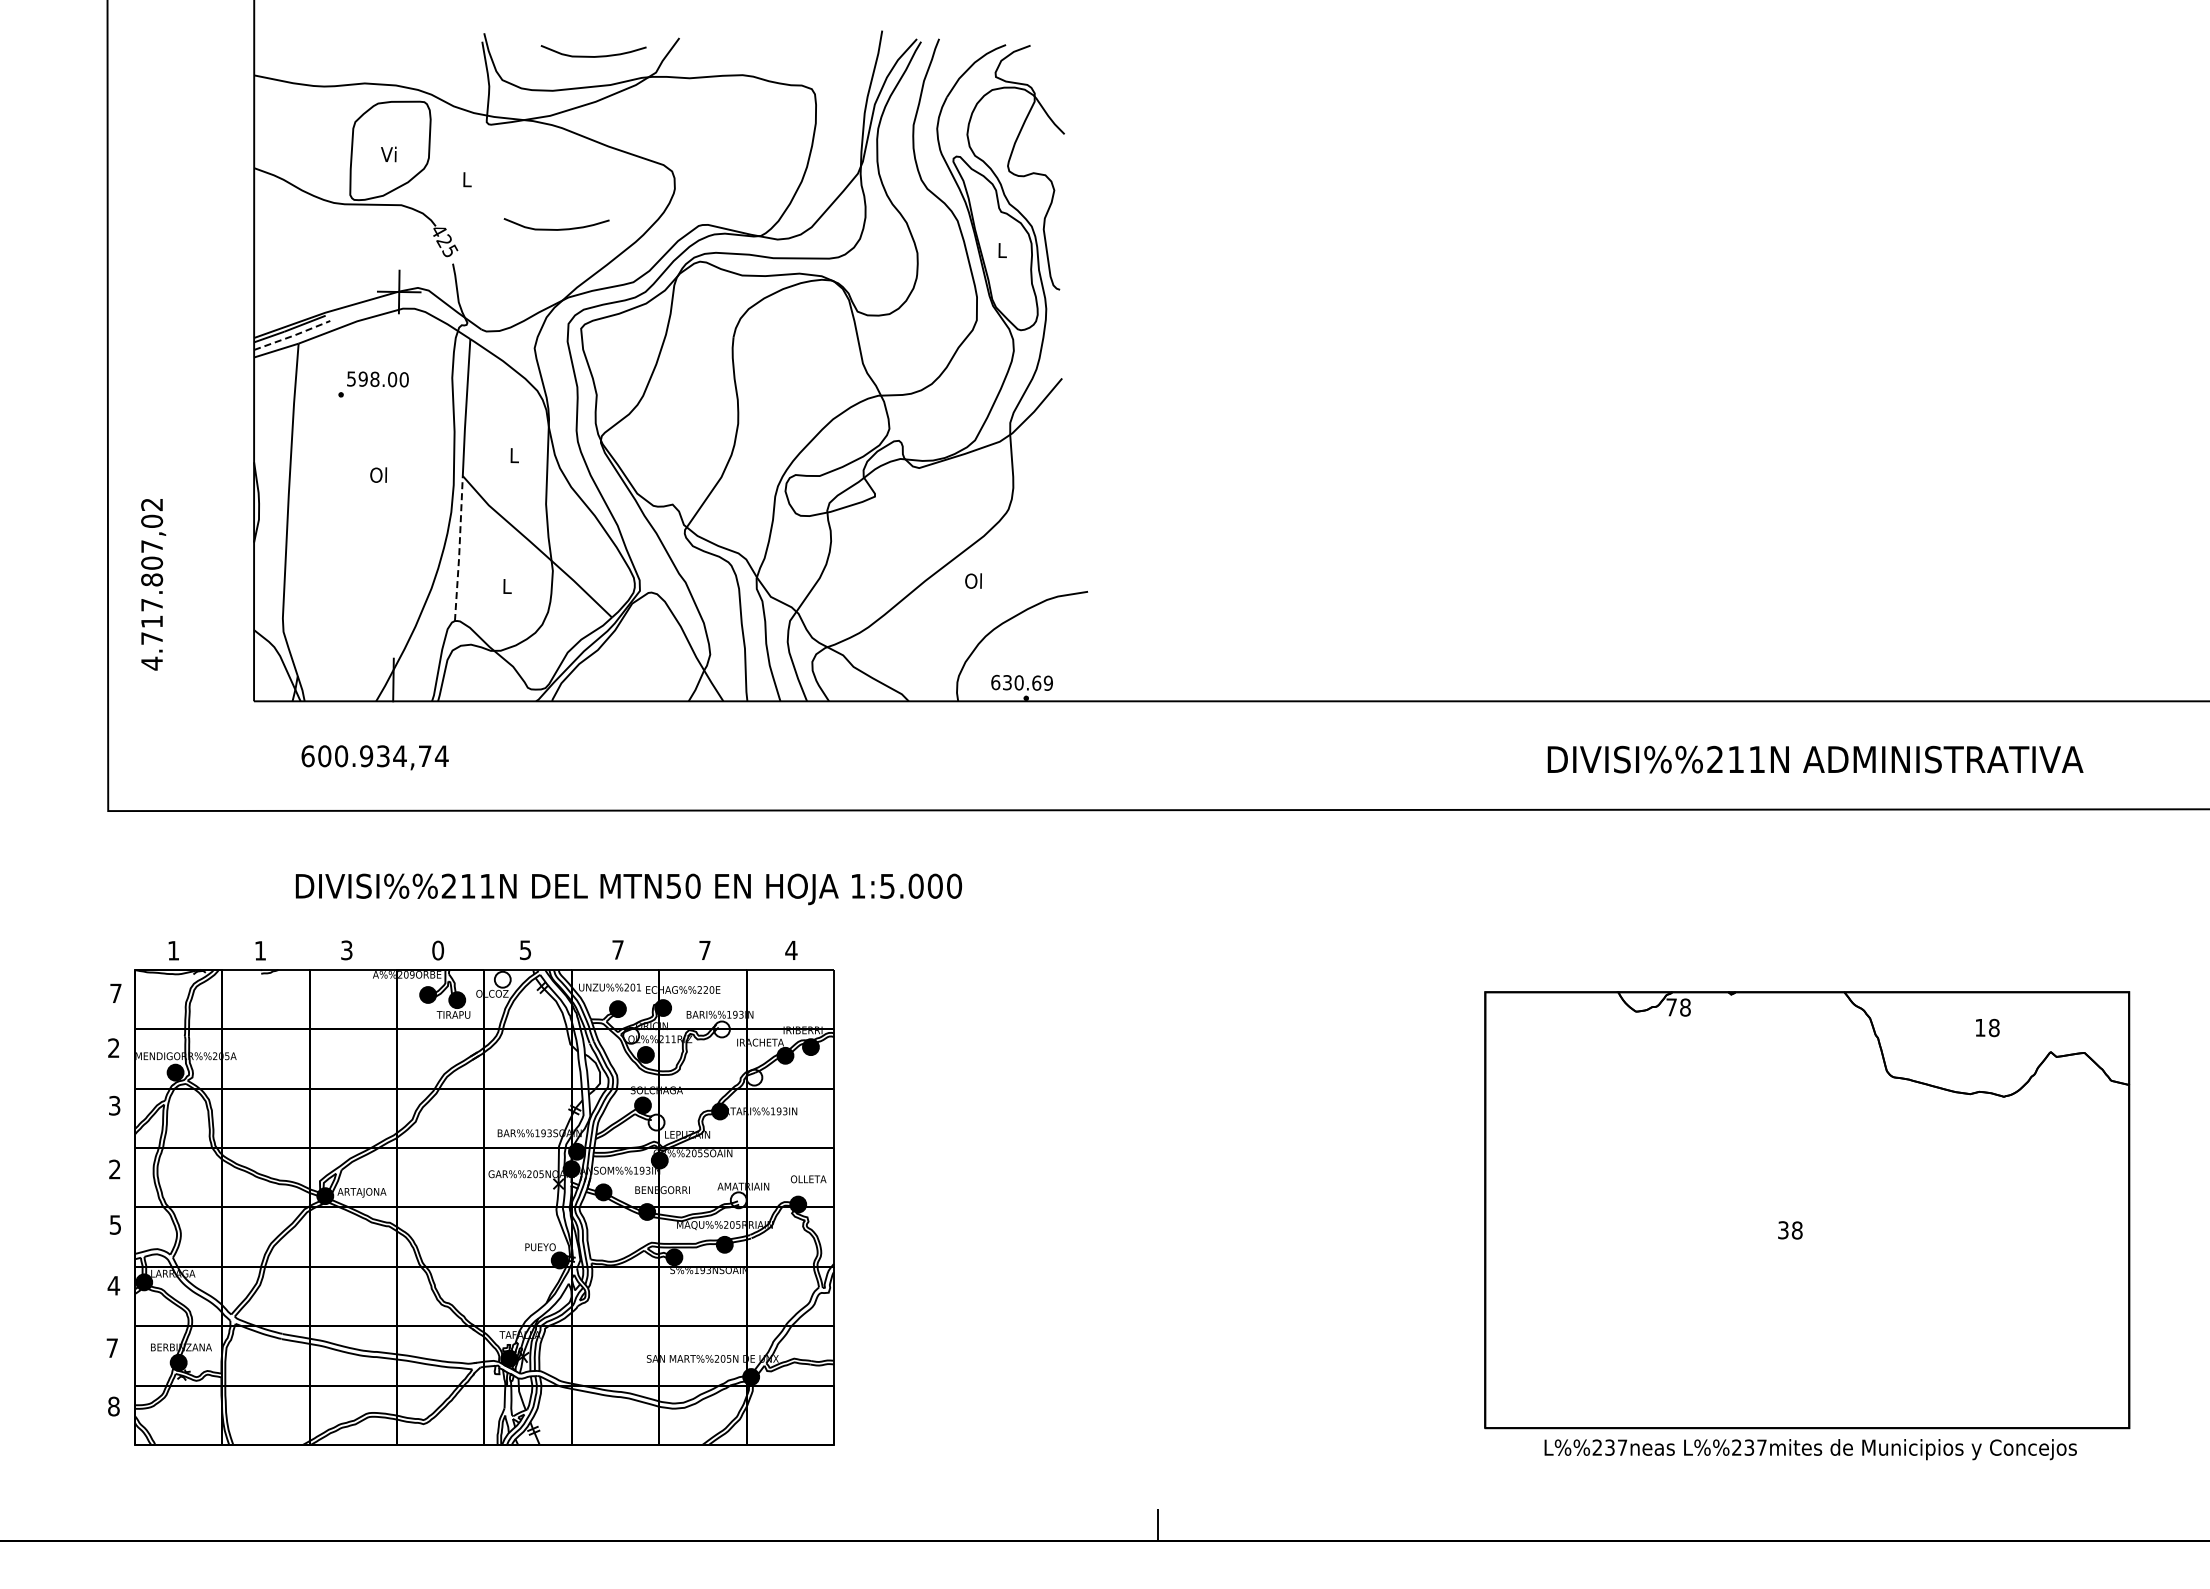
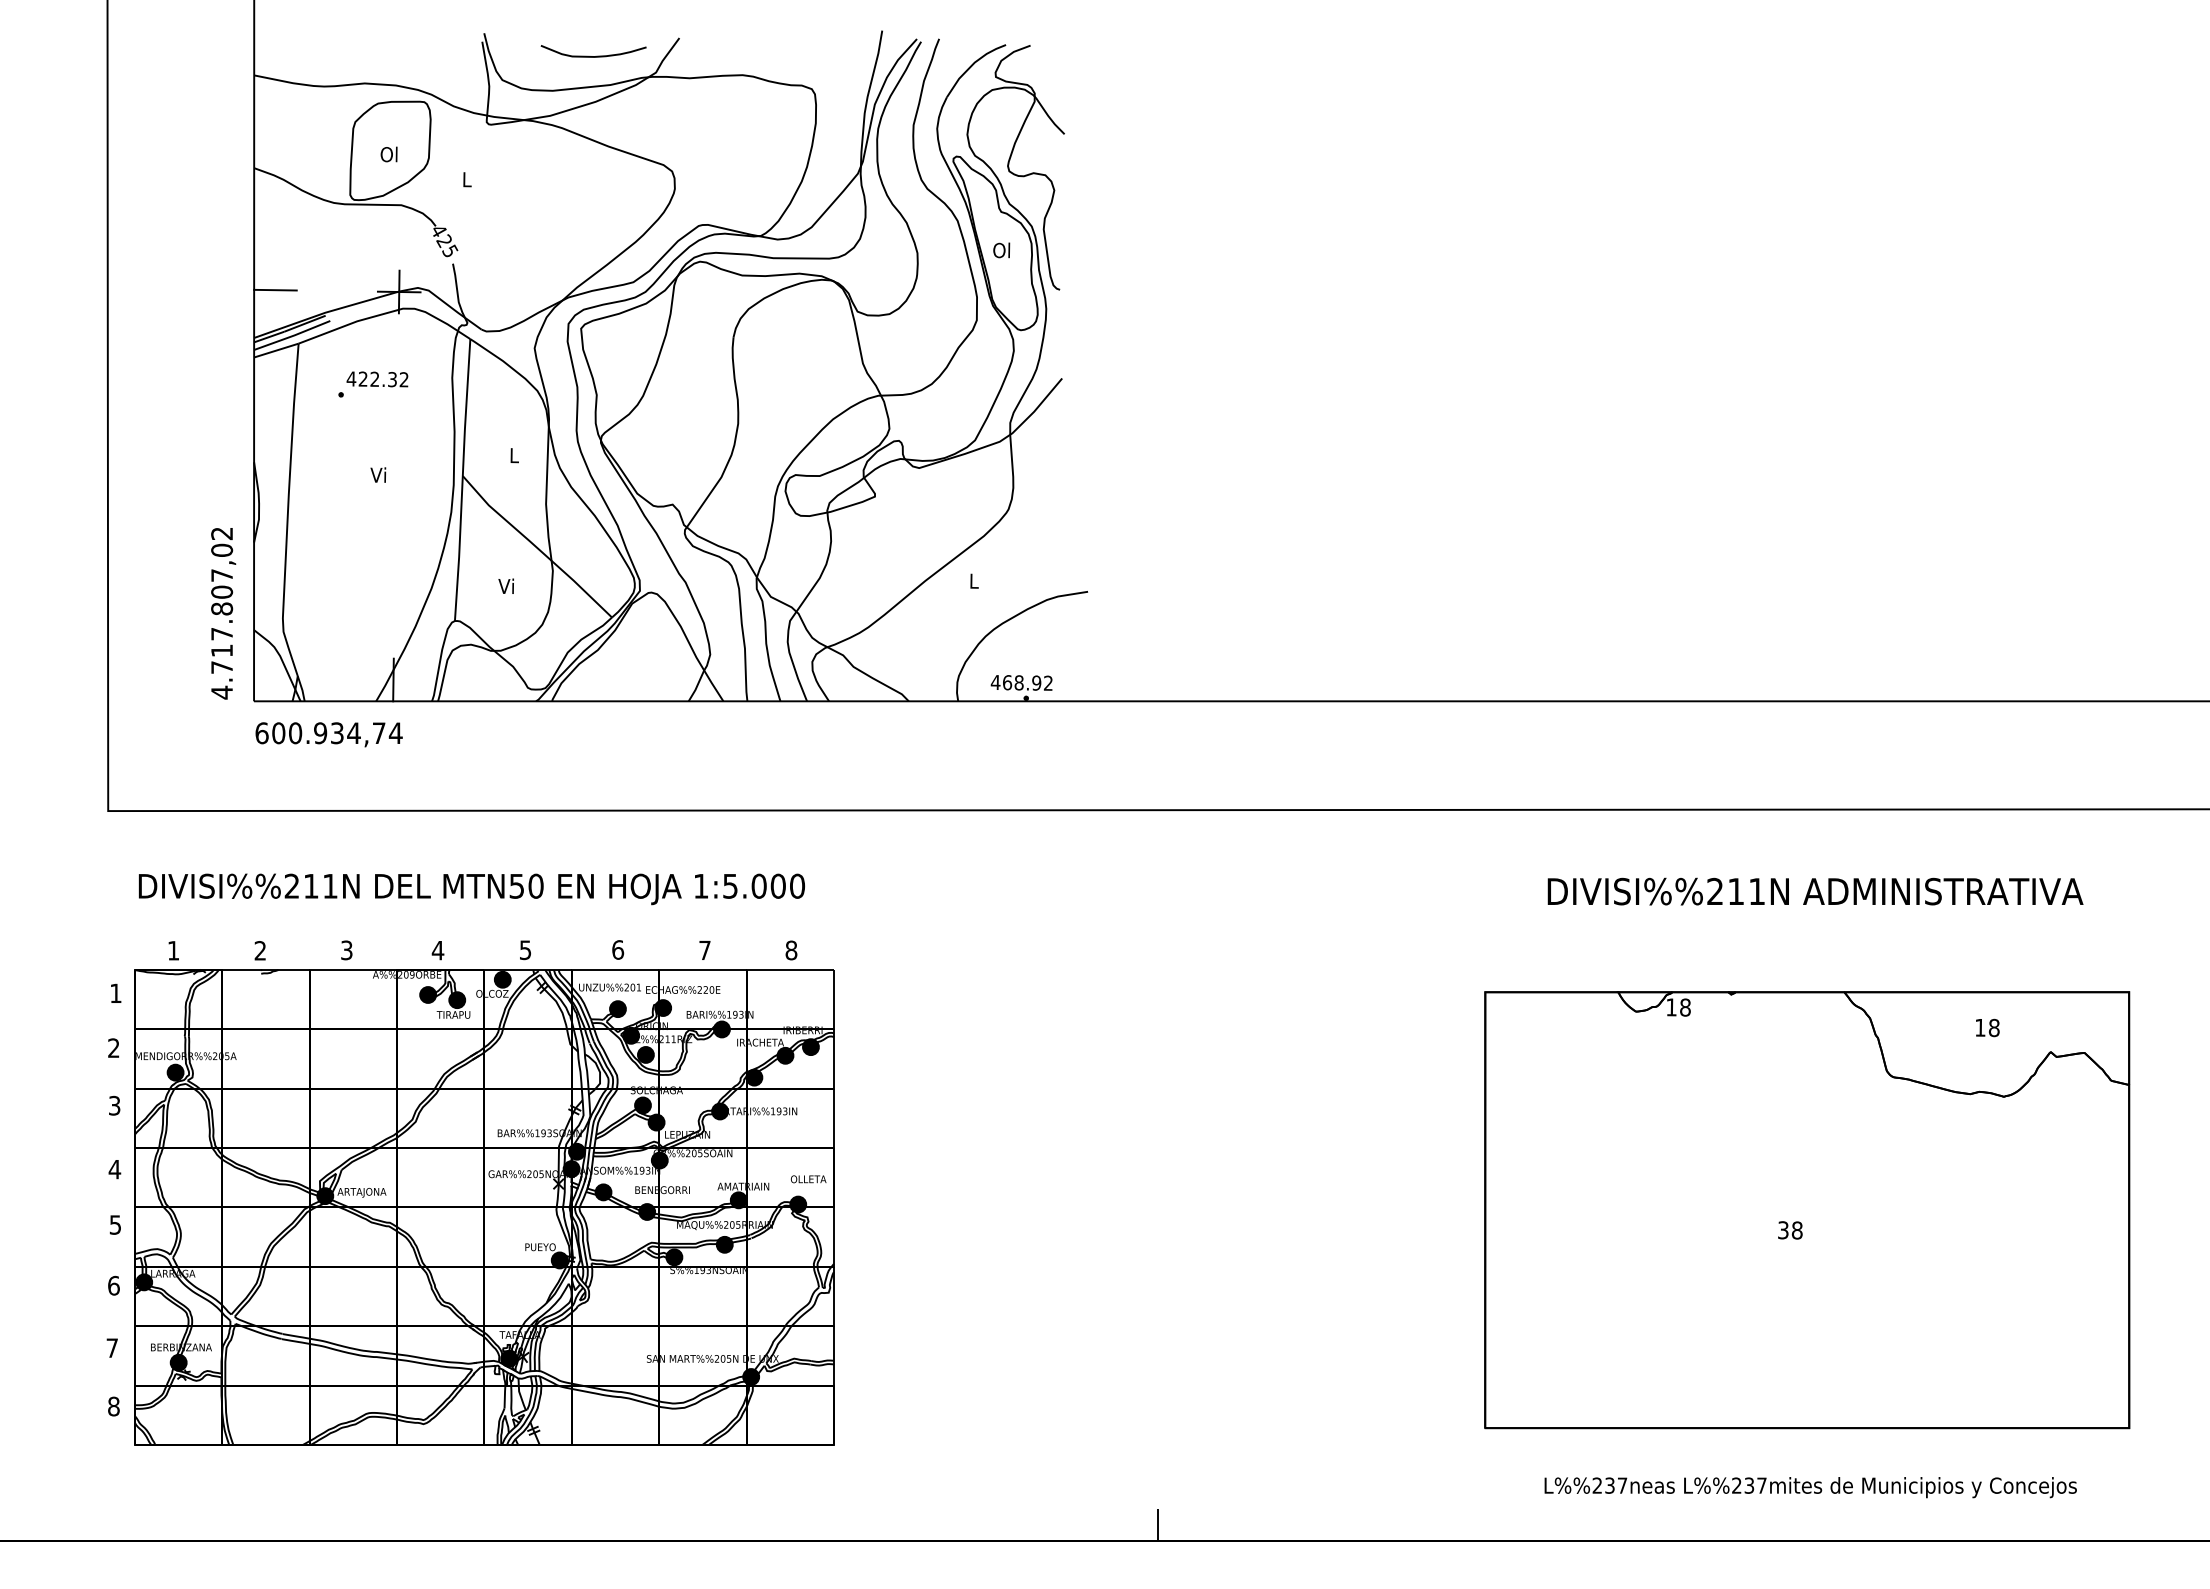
text: Vi -> Ol (388, 154)
curve: present -> none (559, 228)
text: L -> Ol (1001, 250)
line: none -> present (275, 289)
line: dashed -> solid (292, 335)
text: 598.00 -> 422.32 (377, 379)
text: Ol -> Vi (378, 474)
line: dashed -> solid (459, 548)
text: Ol -> L (973, 580)
text position: (153, 584) -> (223, 613) (223, 613)
text: L -> Vi (505, 585)
text: 630.69 -> 468.92 (1021, 682)
text position: (374, 757) -> (328, 734) (328, 734)
text position: (1815, 759) -> (1815, 891) (1815, 891)
text position: (628, 889) -> (471, 889) (471, 889)
text: 7 -> 6 (618, 949)
text: 1 -> 2 (259, 950)
text: 0 -> 4 (437, 950)
text: 4 -> 8 (791, 950)
fill: none -> present (502, 979)
text: 7 -> 1 (115, 992)
text: 78 -> 18 (1671, 1007)
fill: none -> present (721, 1029)
fill: none -> present (631, 1035)
fill: none -> present (754, 1077)
fill: none -> present (656, 1122)
text: 2 -> 4 (114, 1169)
fill: none -> present (738, 1200)
text: 4 -> 6 (113, 1285)
text position: (1810, 1449) -> (1810, 1487) (1810, 1487)
